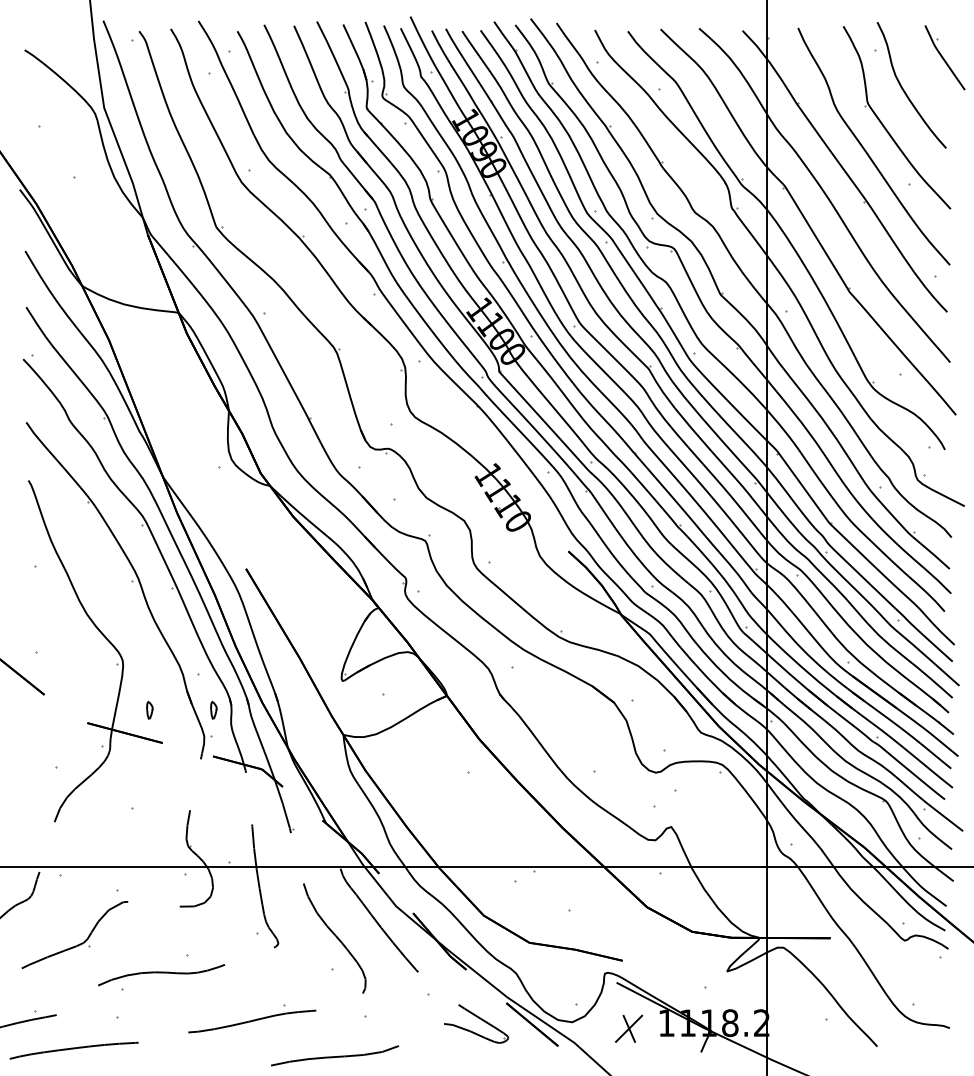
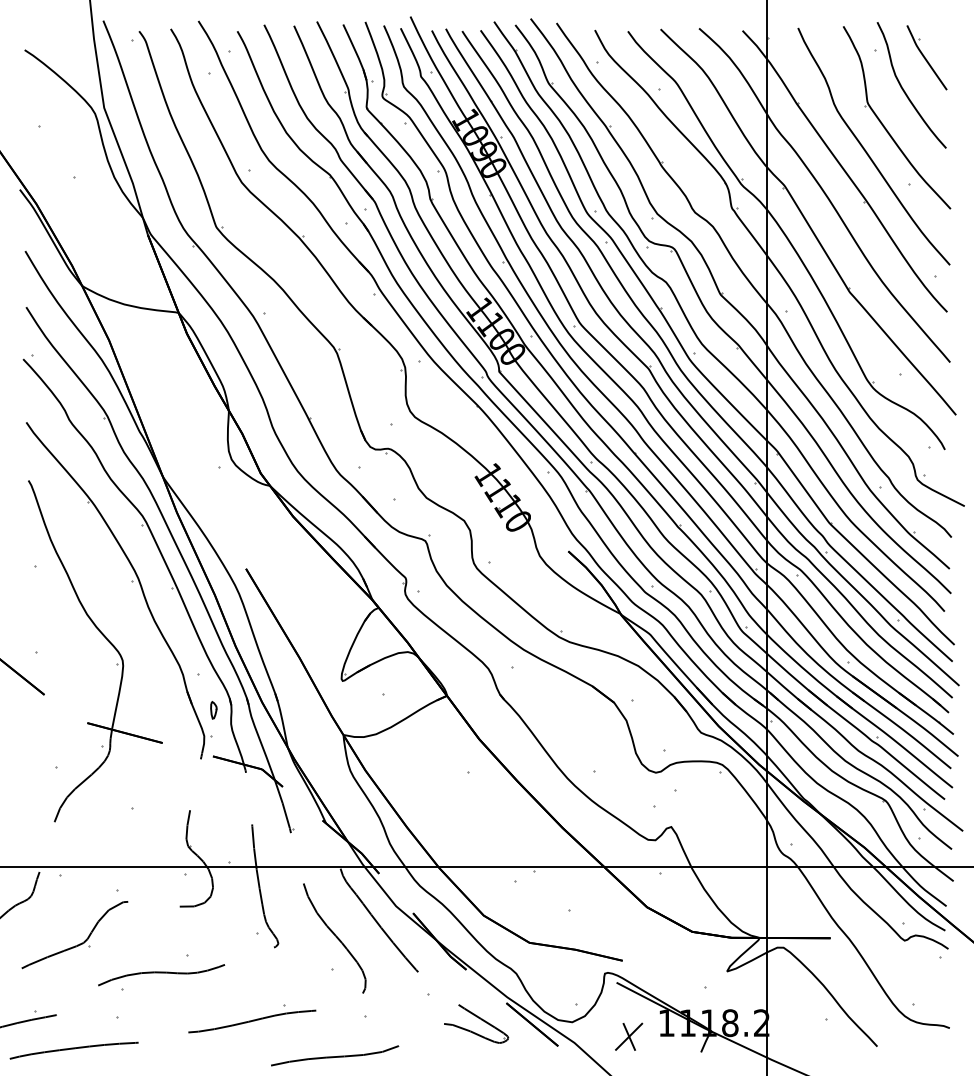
part position: (944, 57) -> (926, 57) (926, 57)
part: present -> none (149, 710)
part position: (629, 1028) -> (629, 1036) (629, 1036)
